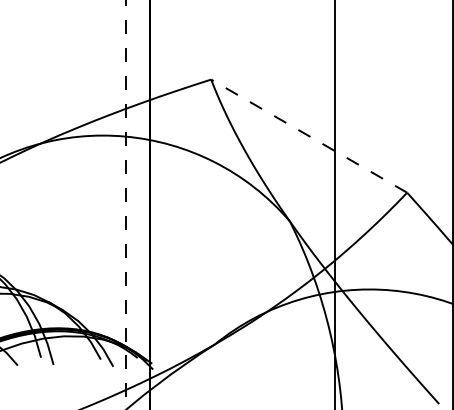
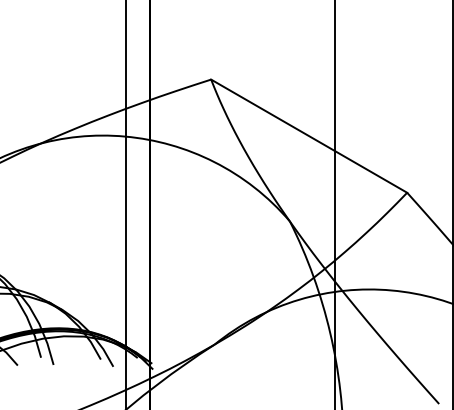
line: dashed -> solid (308, 135)
line: dashed -> solid (125, 204)
